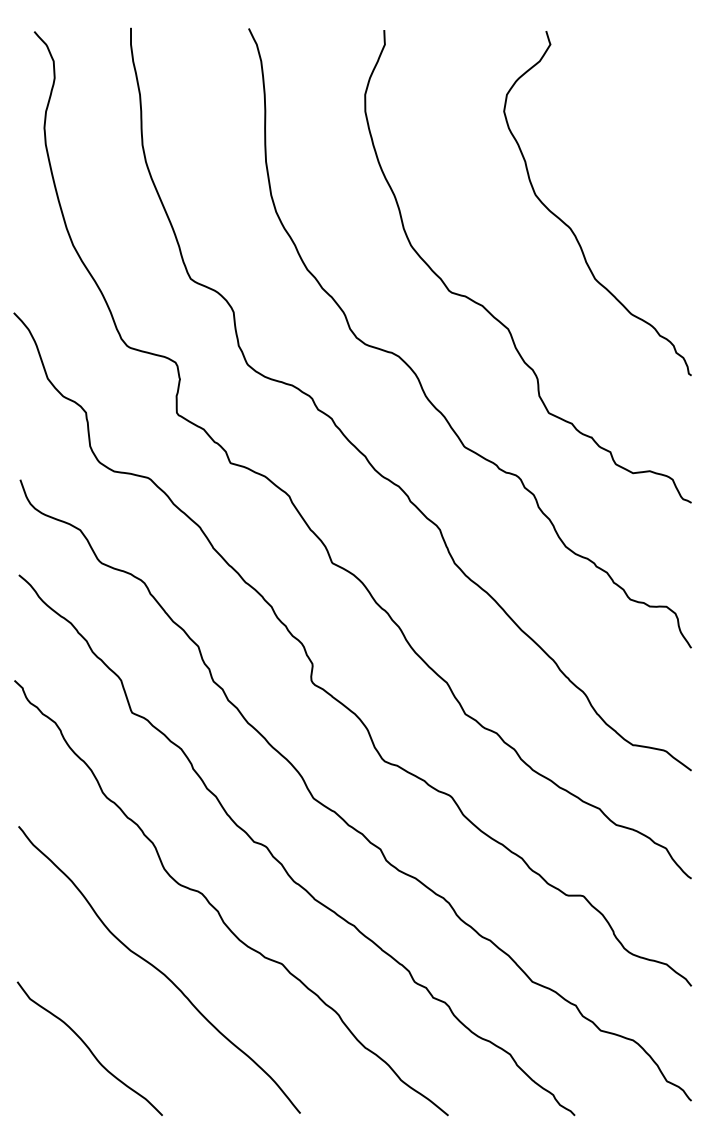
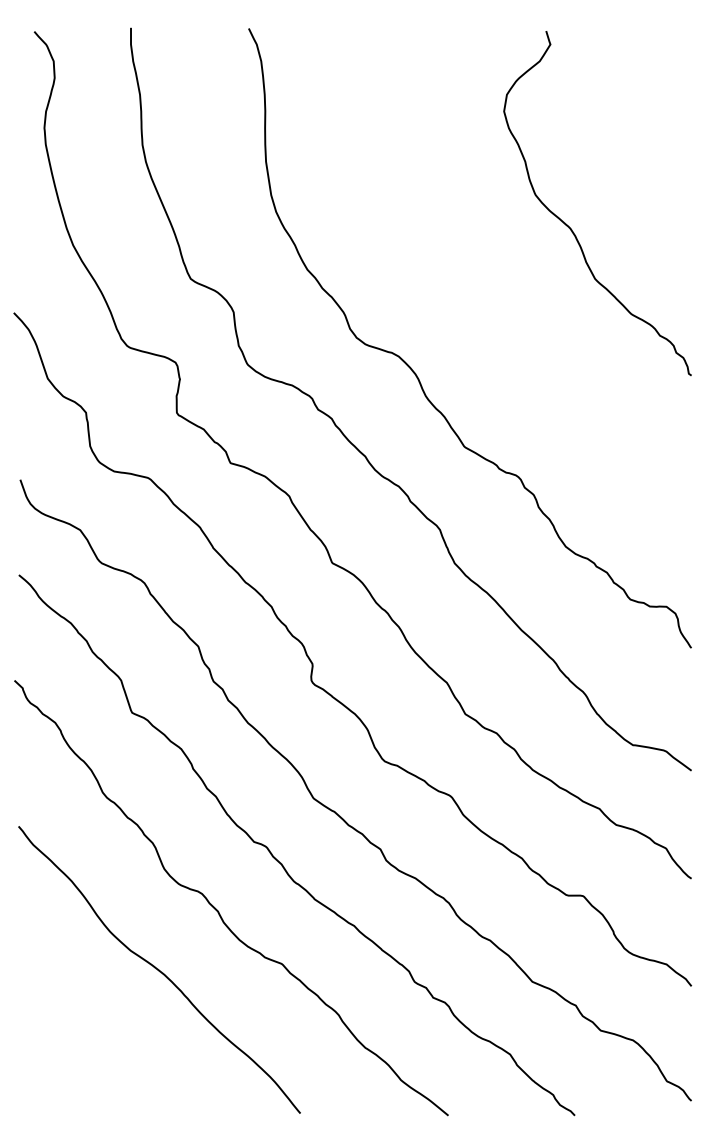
curve: present -> none (485, 307)
curve: present -> none (89, 1048)
